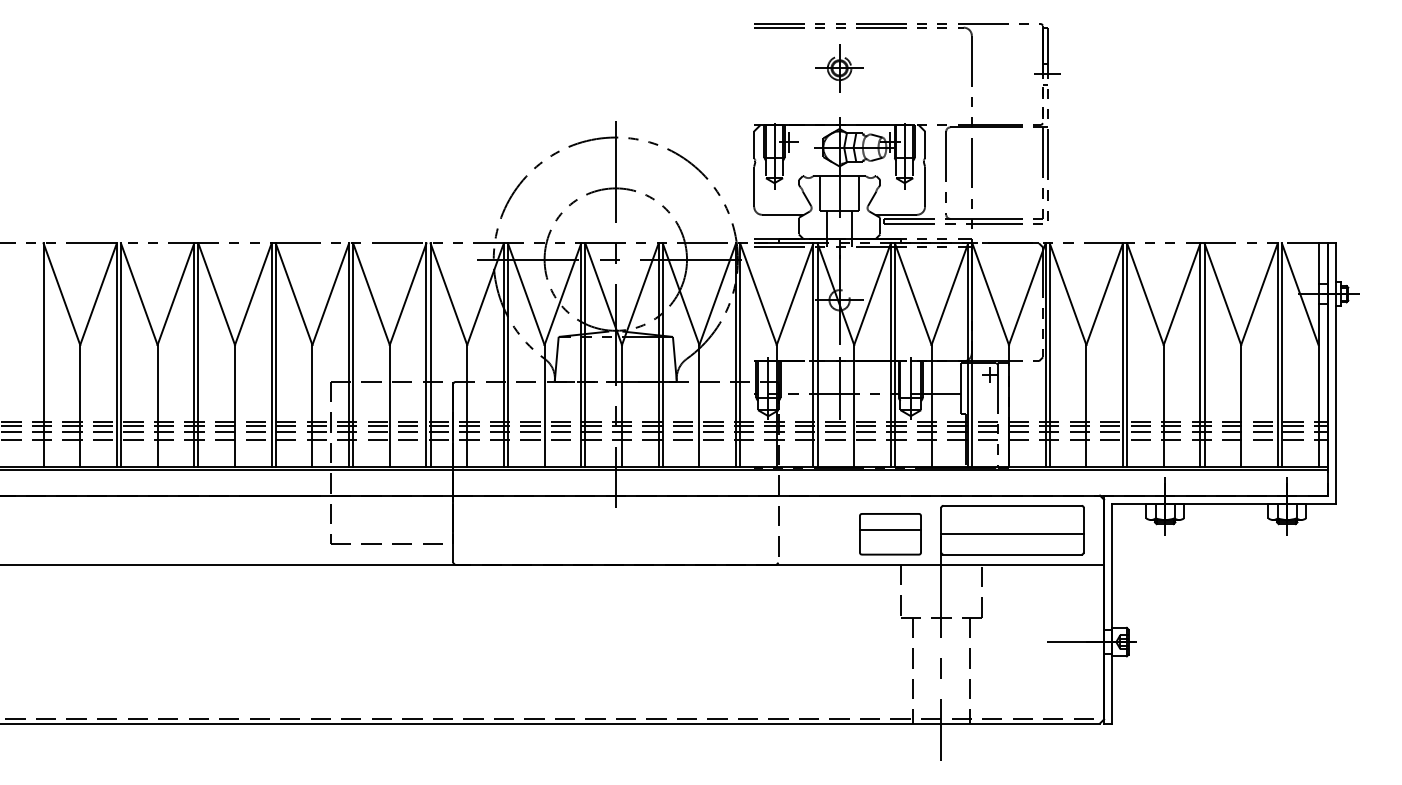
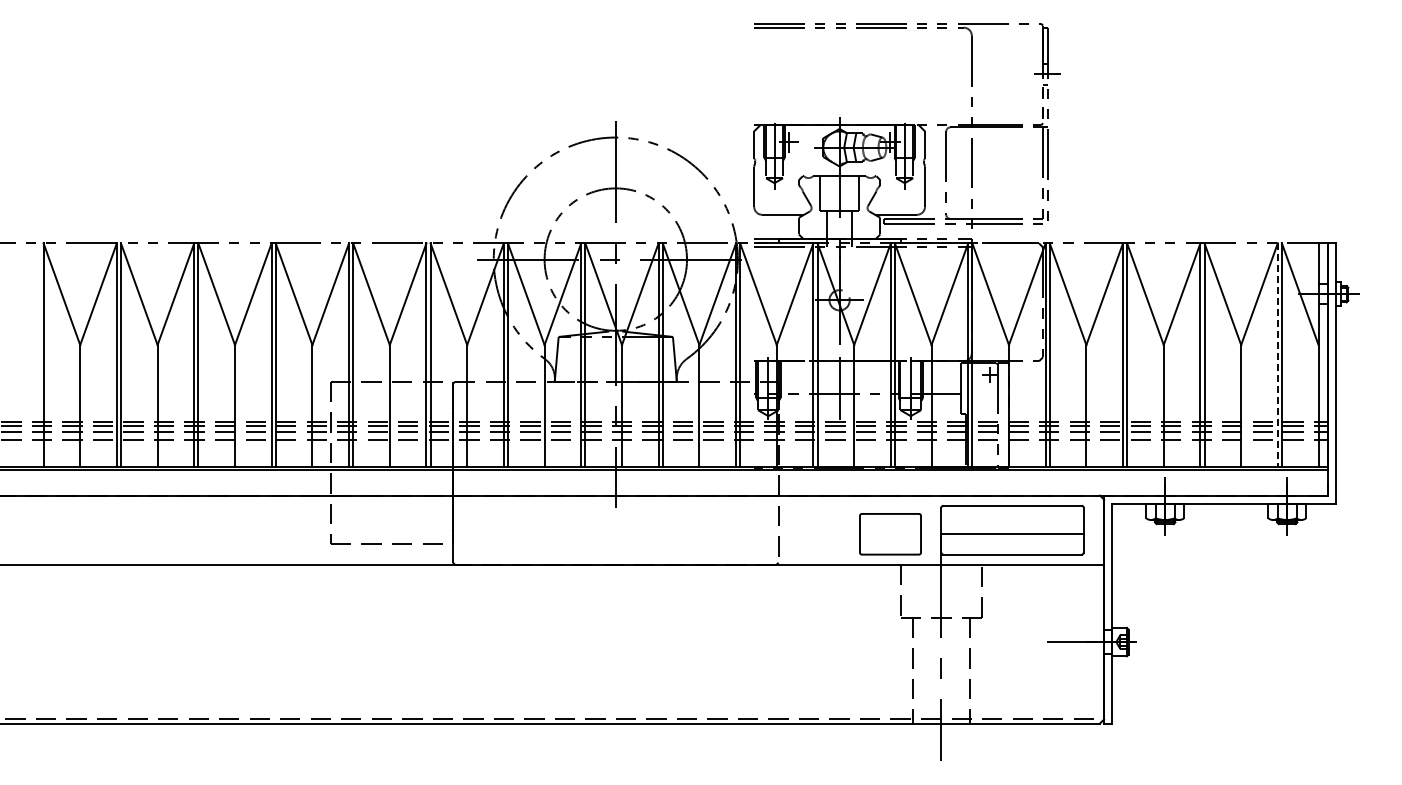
part: present -> none (839, 68)
line: solid -> dashed (1277, 355)
line: present -> none (890, 530)
